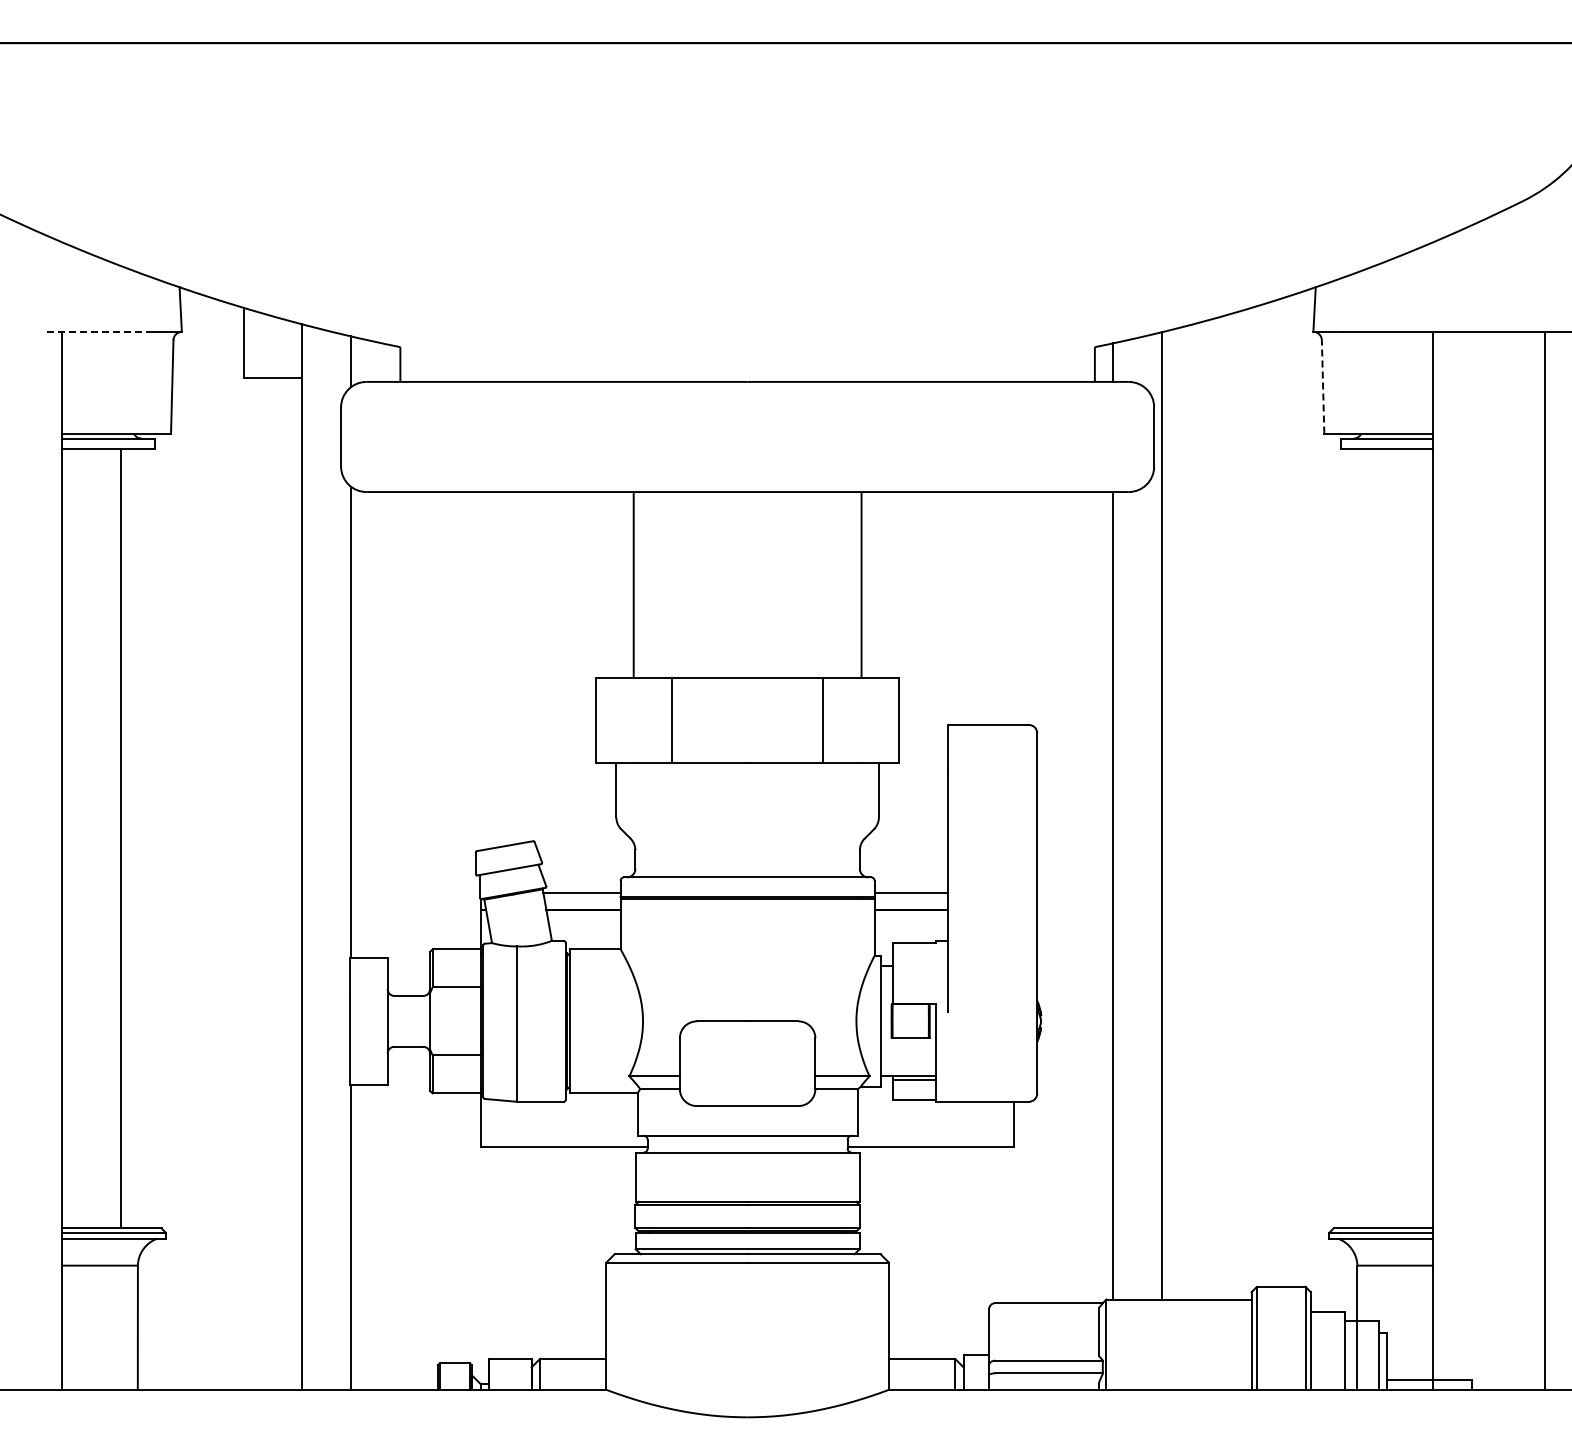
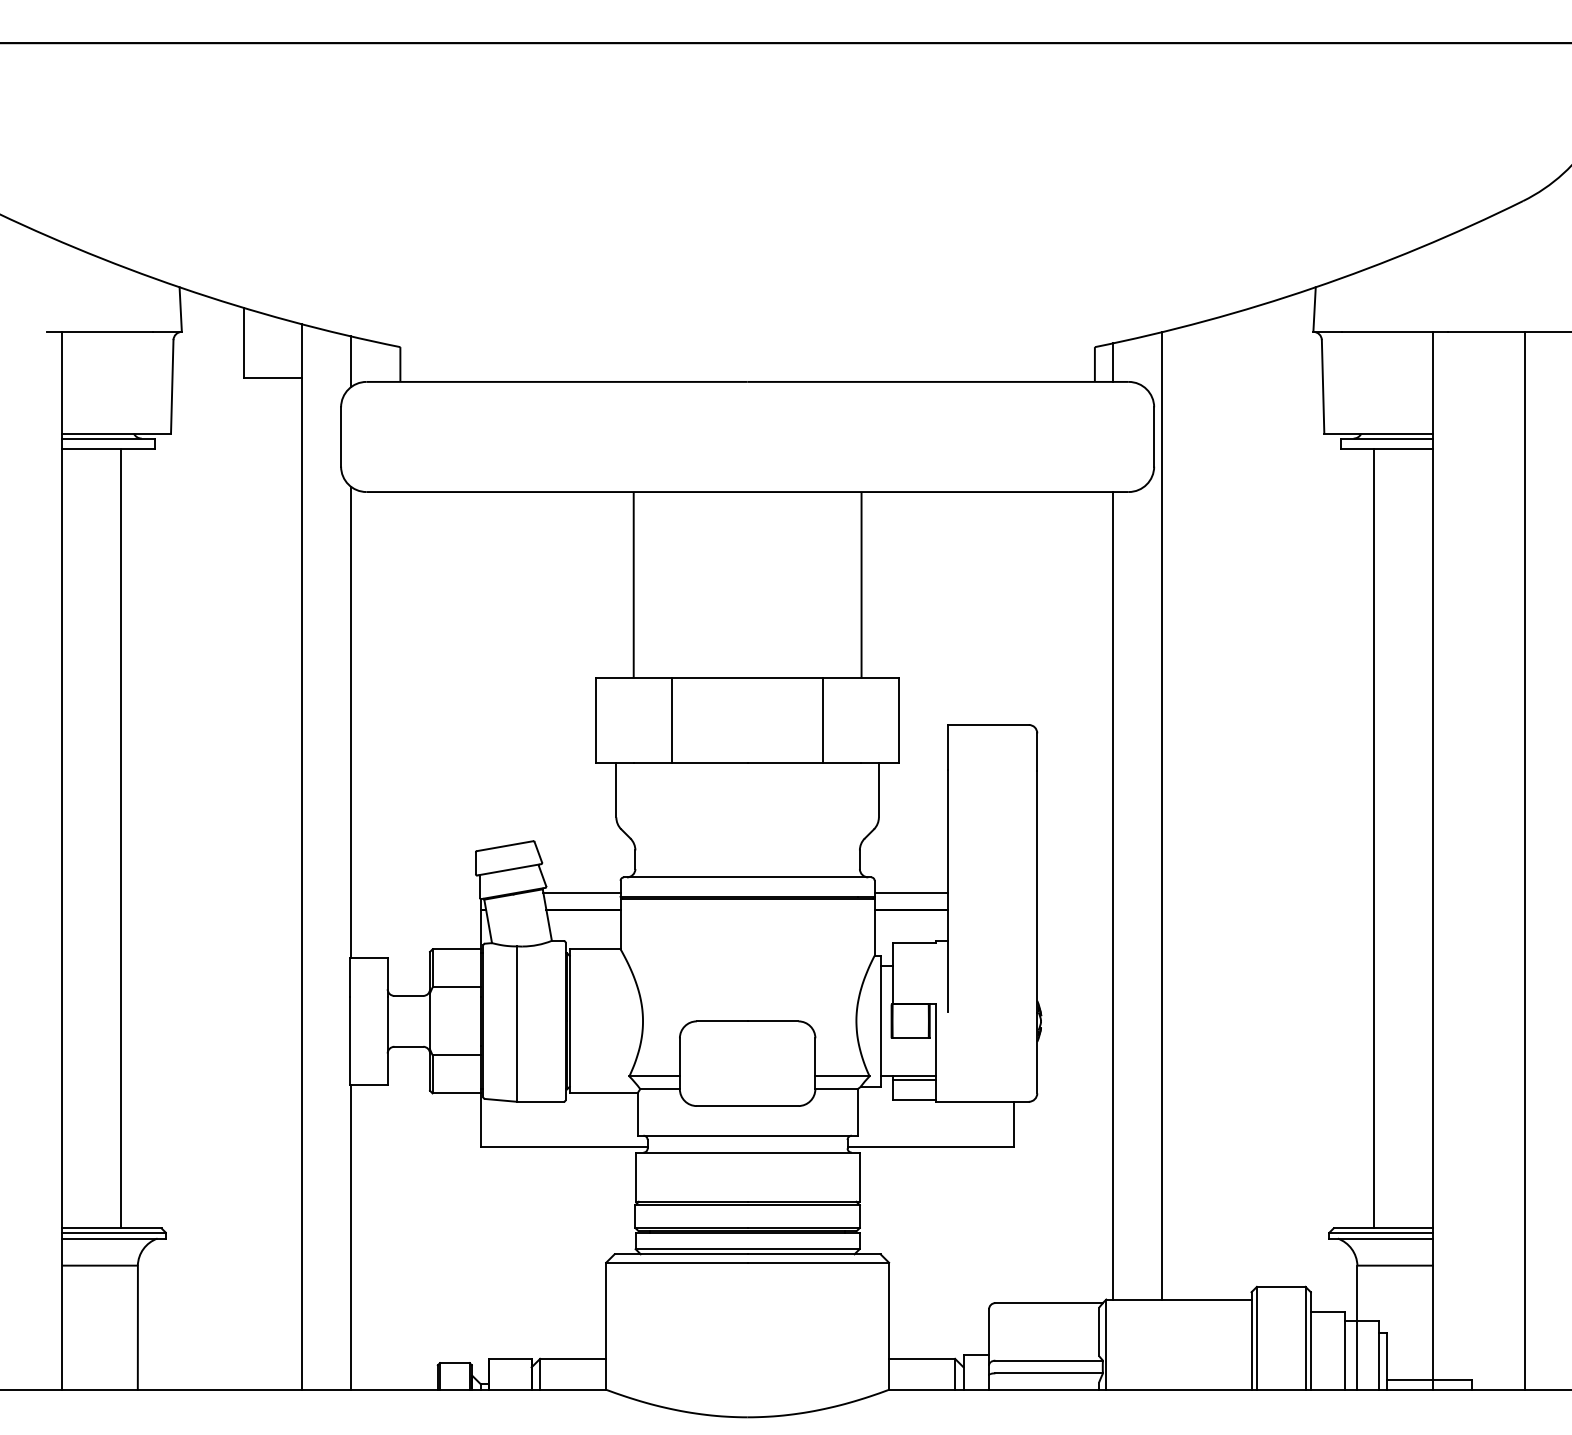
line: dashed -> solid (99, 331)
line: dashed -> solid (1323, 386)
line: none -> present (1374, 838)
line position: (1544, 860) -> (1524, 860) (1524, 860)
